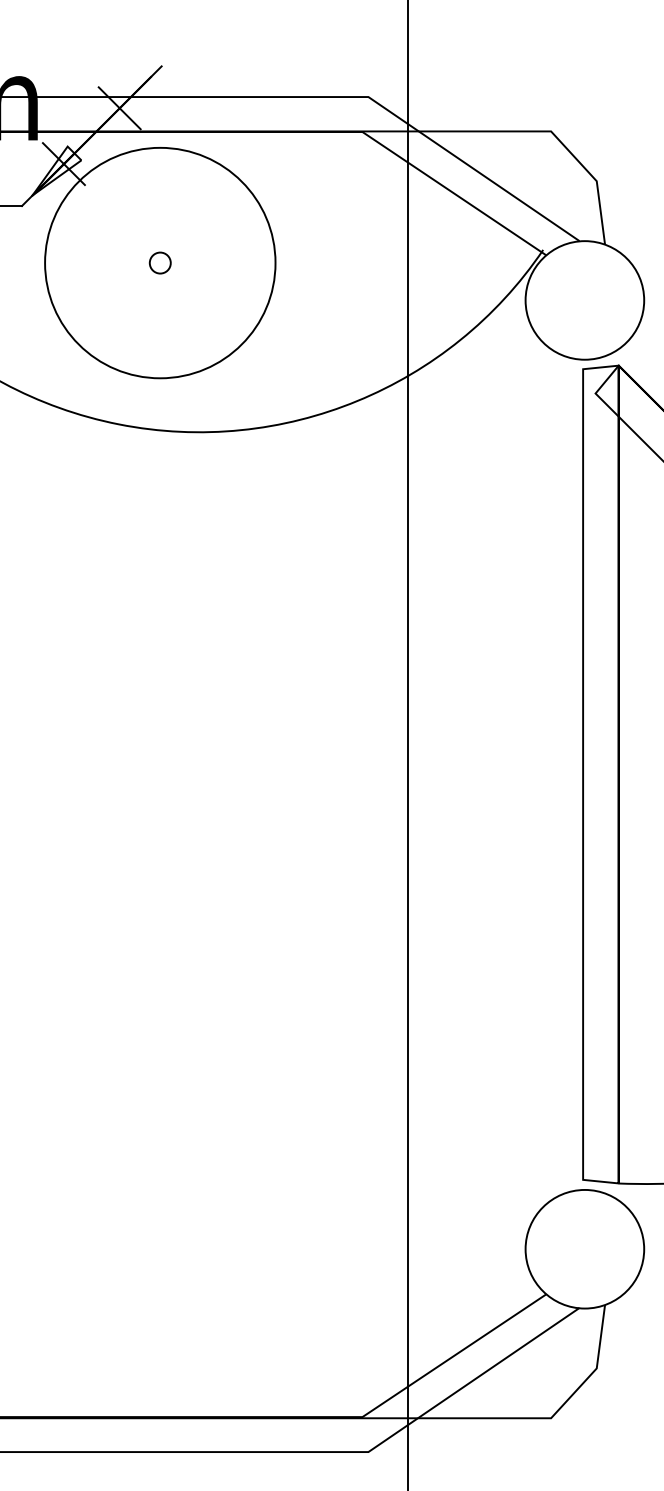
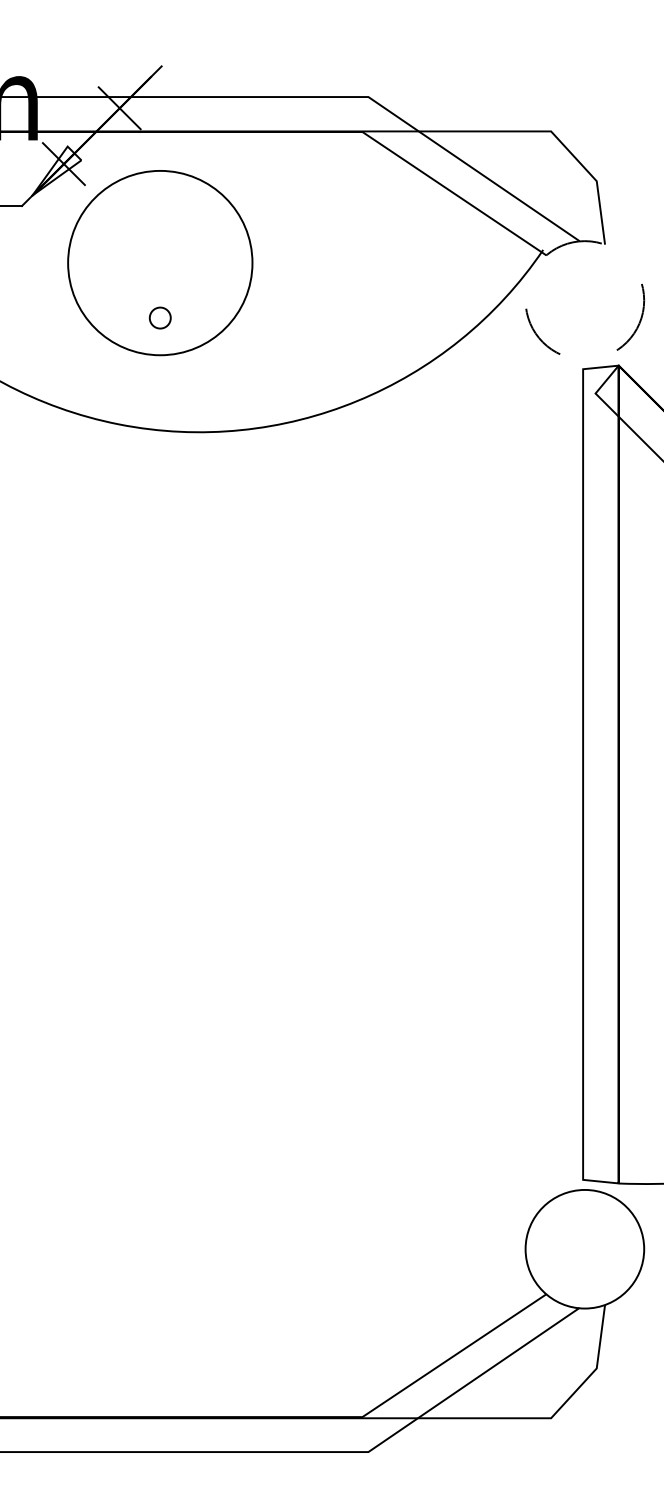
circle position: (159, 262) -> (159, 317) (159, 317)
circle diameter: 230 px -> 184 px (160, 262)
circle: solid -> dashed (584, 300)
line: present -> none (408, 744)
